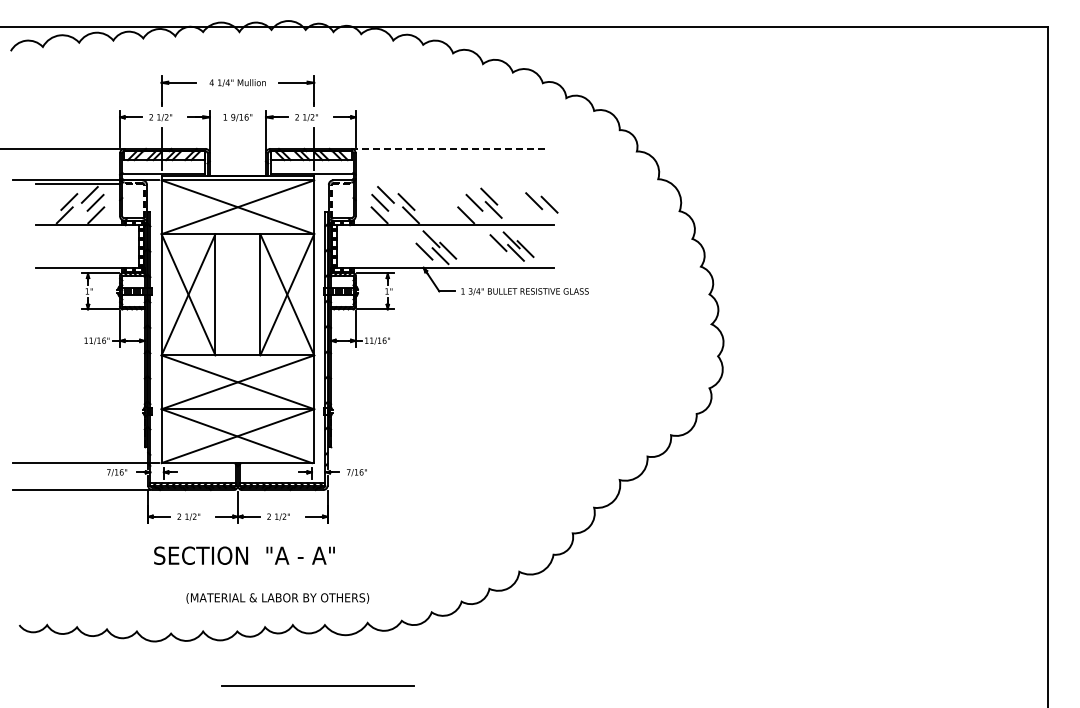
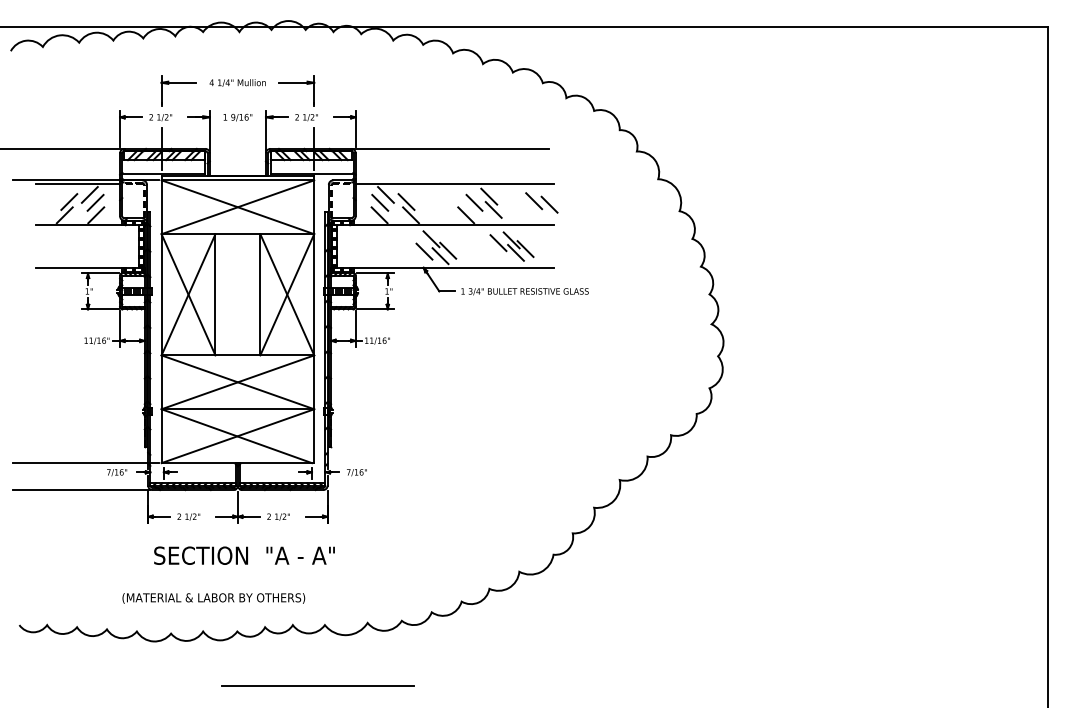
line: dashed -> solid (450, 148)
line: none -> present (454, 183)
text position: (277, 598) -> (213, 598) (213, 598)
